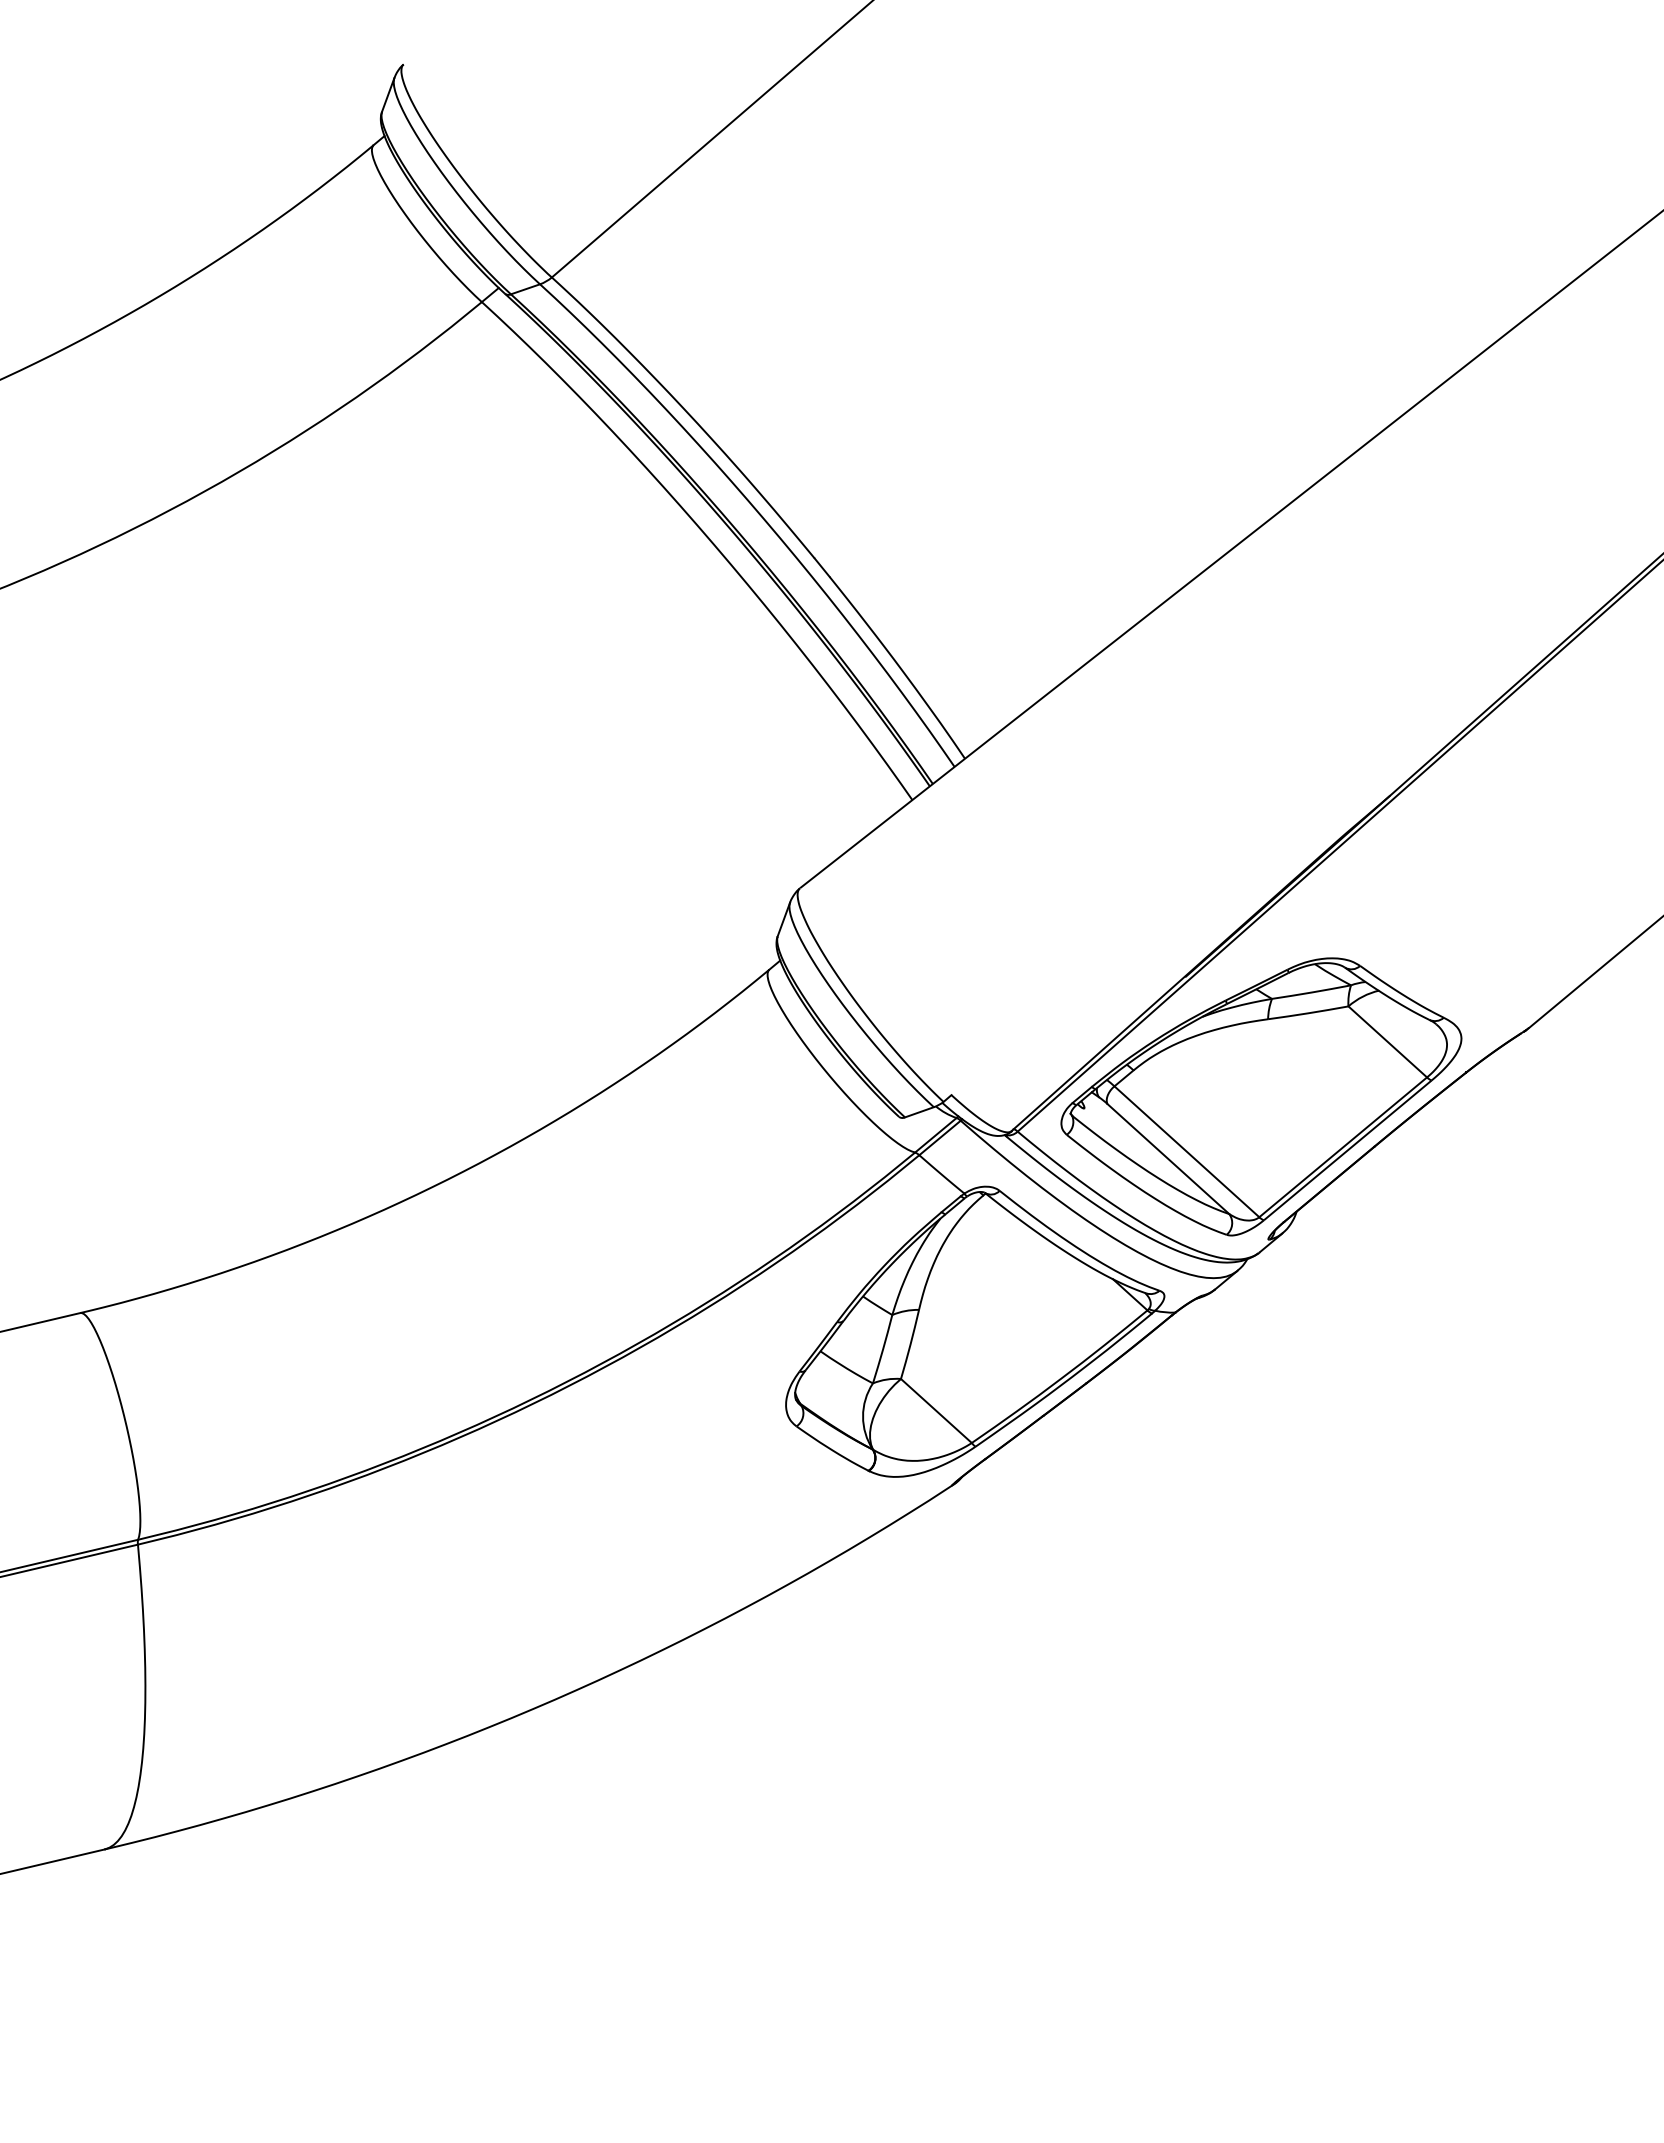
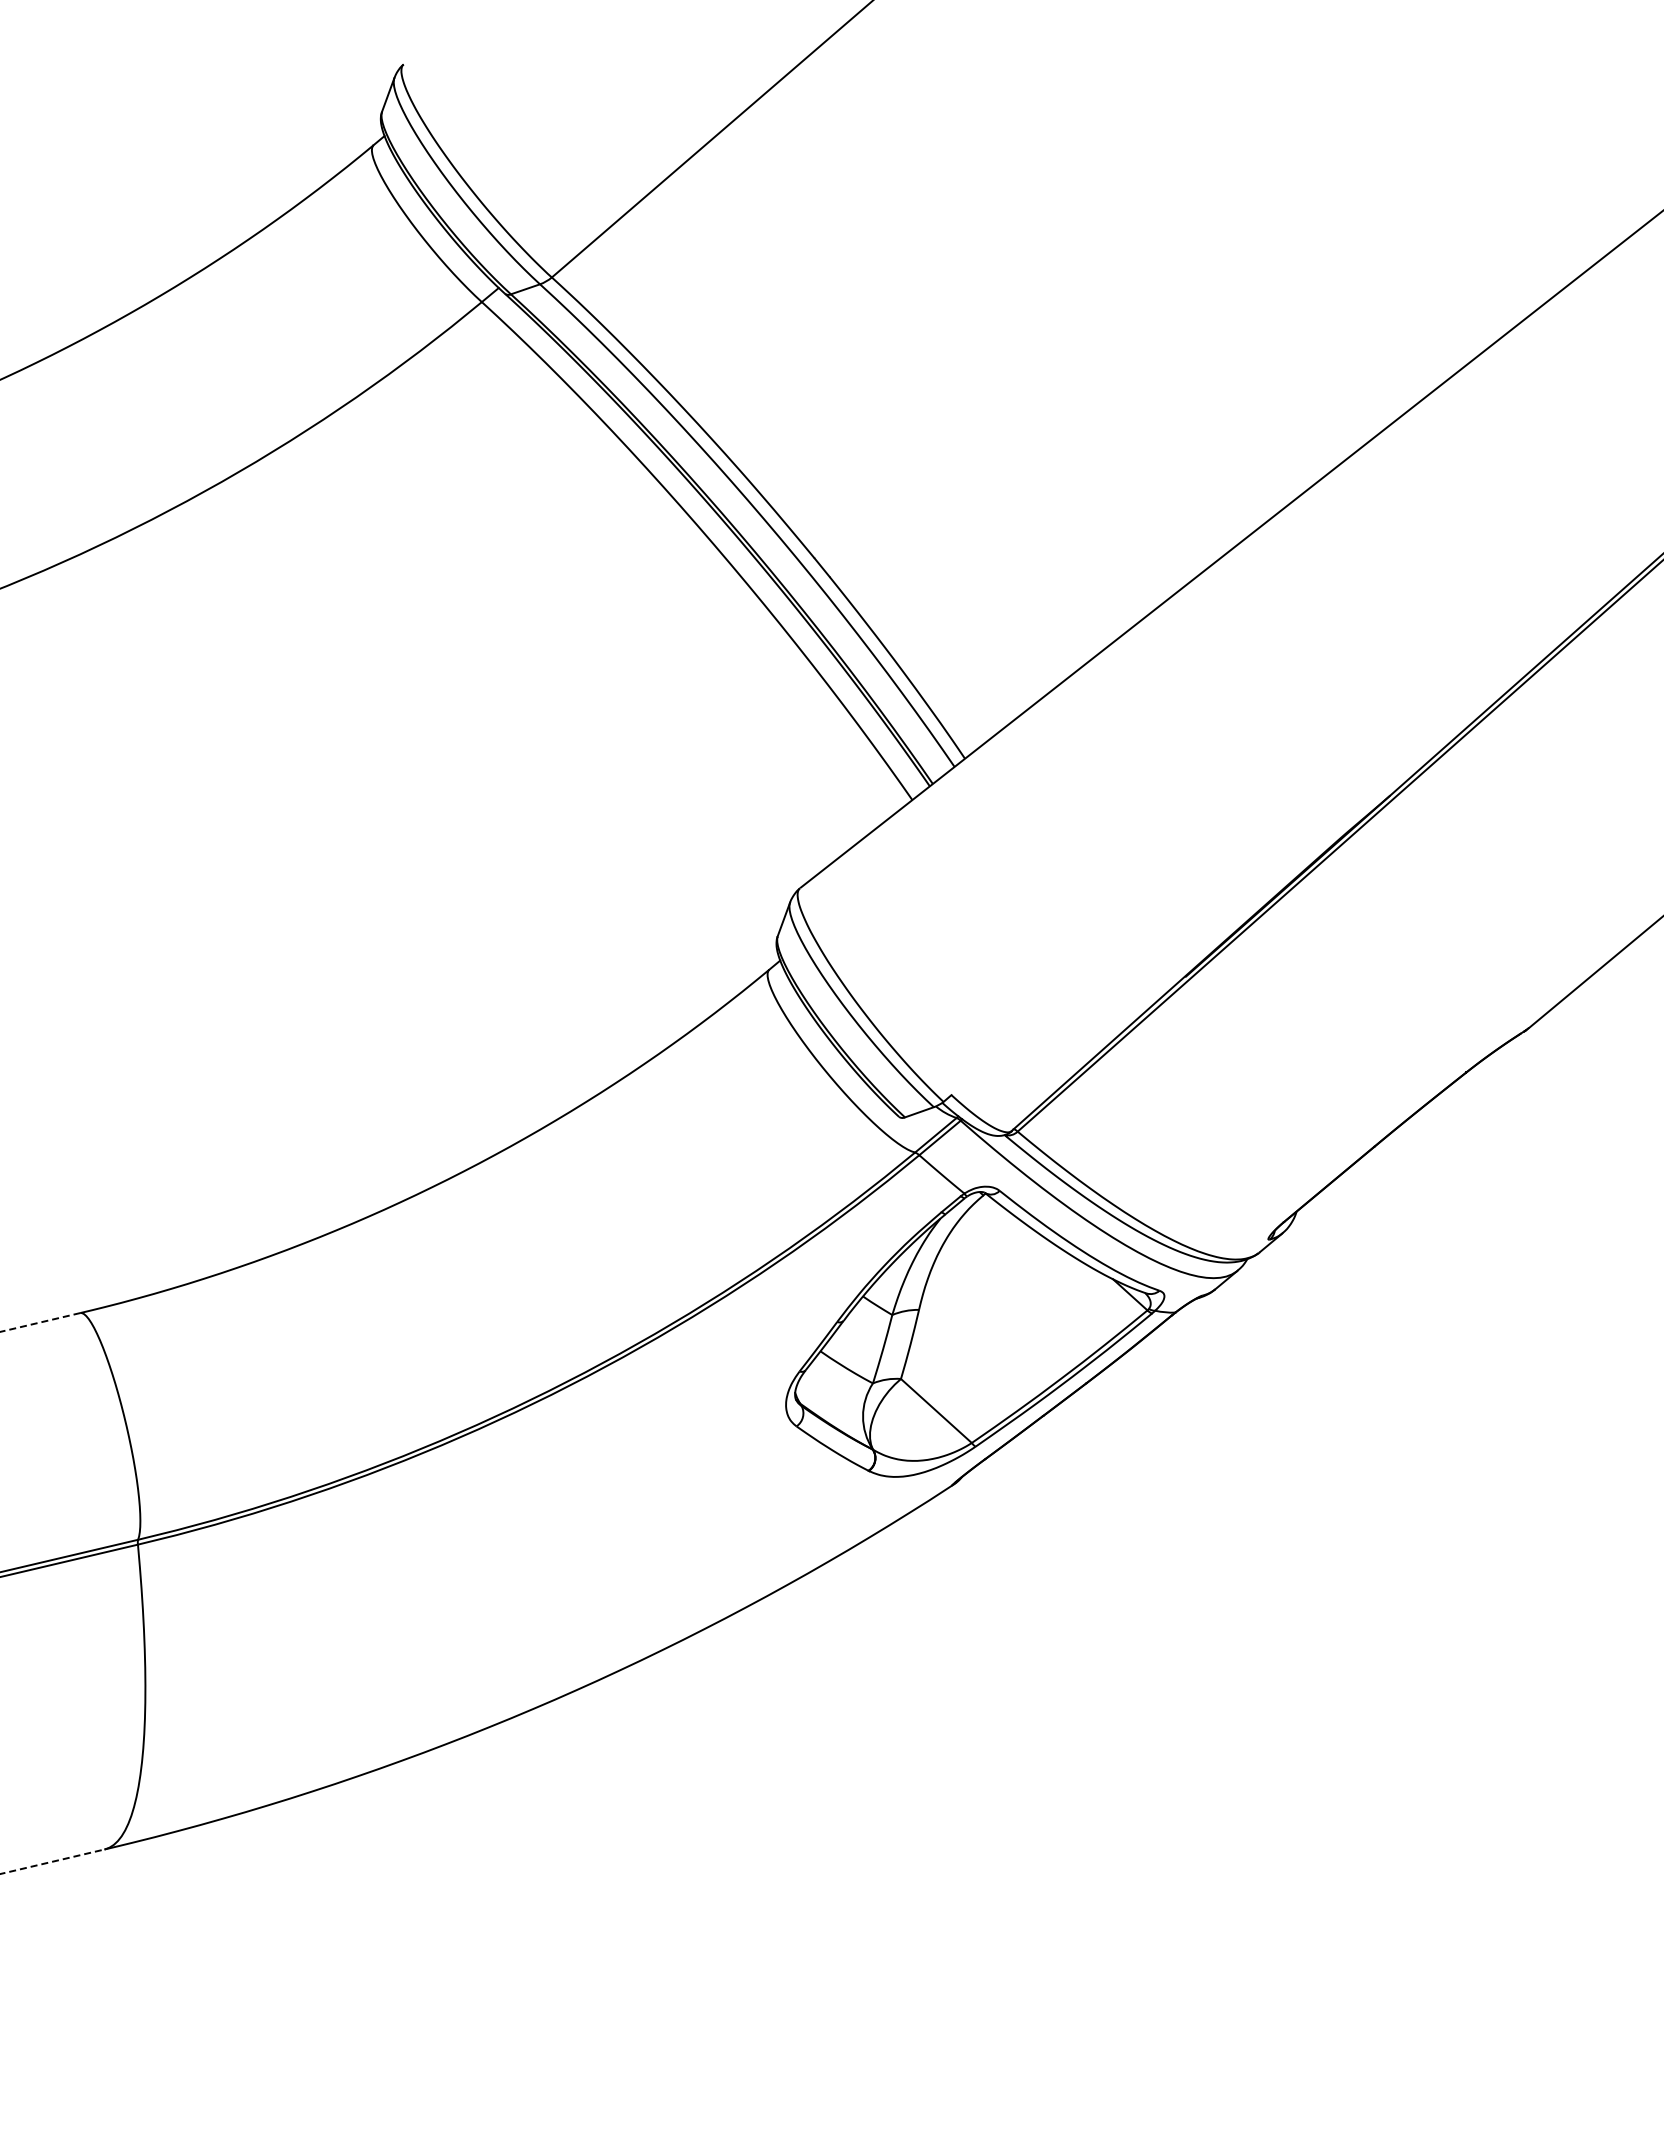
part: present -> none (1261, 1096)
line: solid -> dashed (40, 1322)
line: solid -> dashed (52, 1861)
